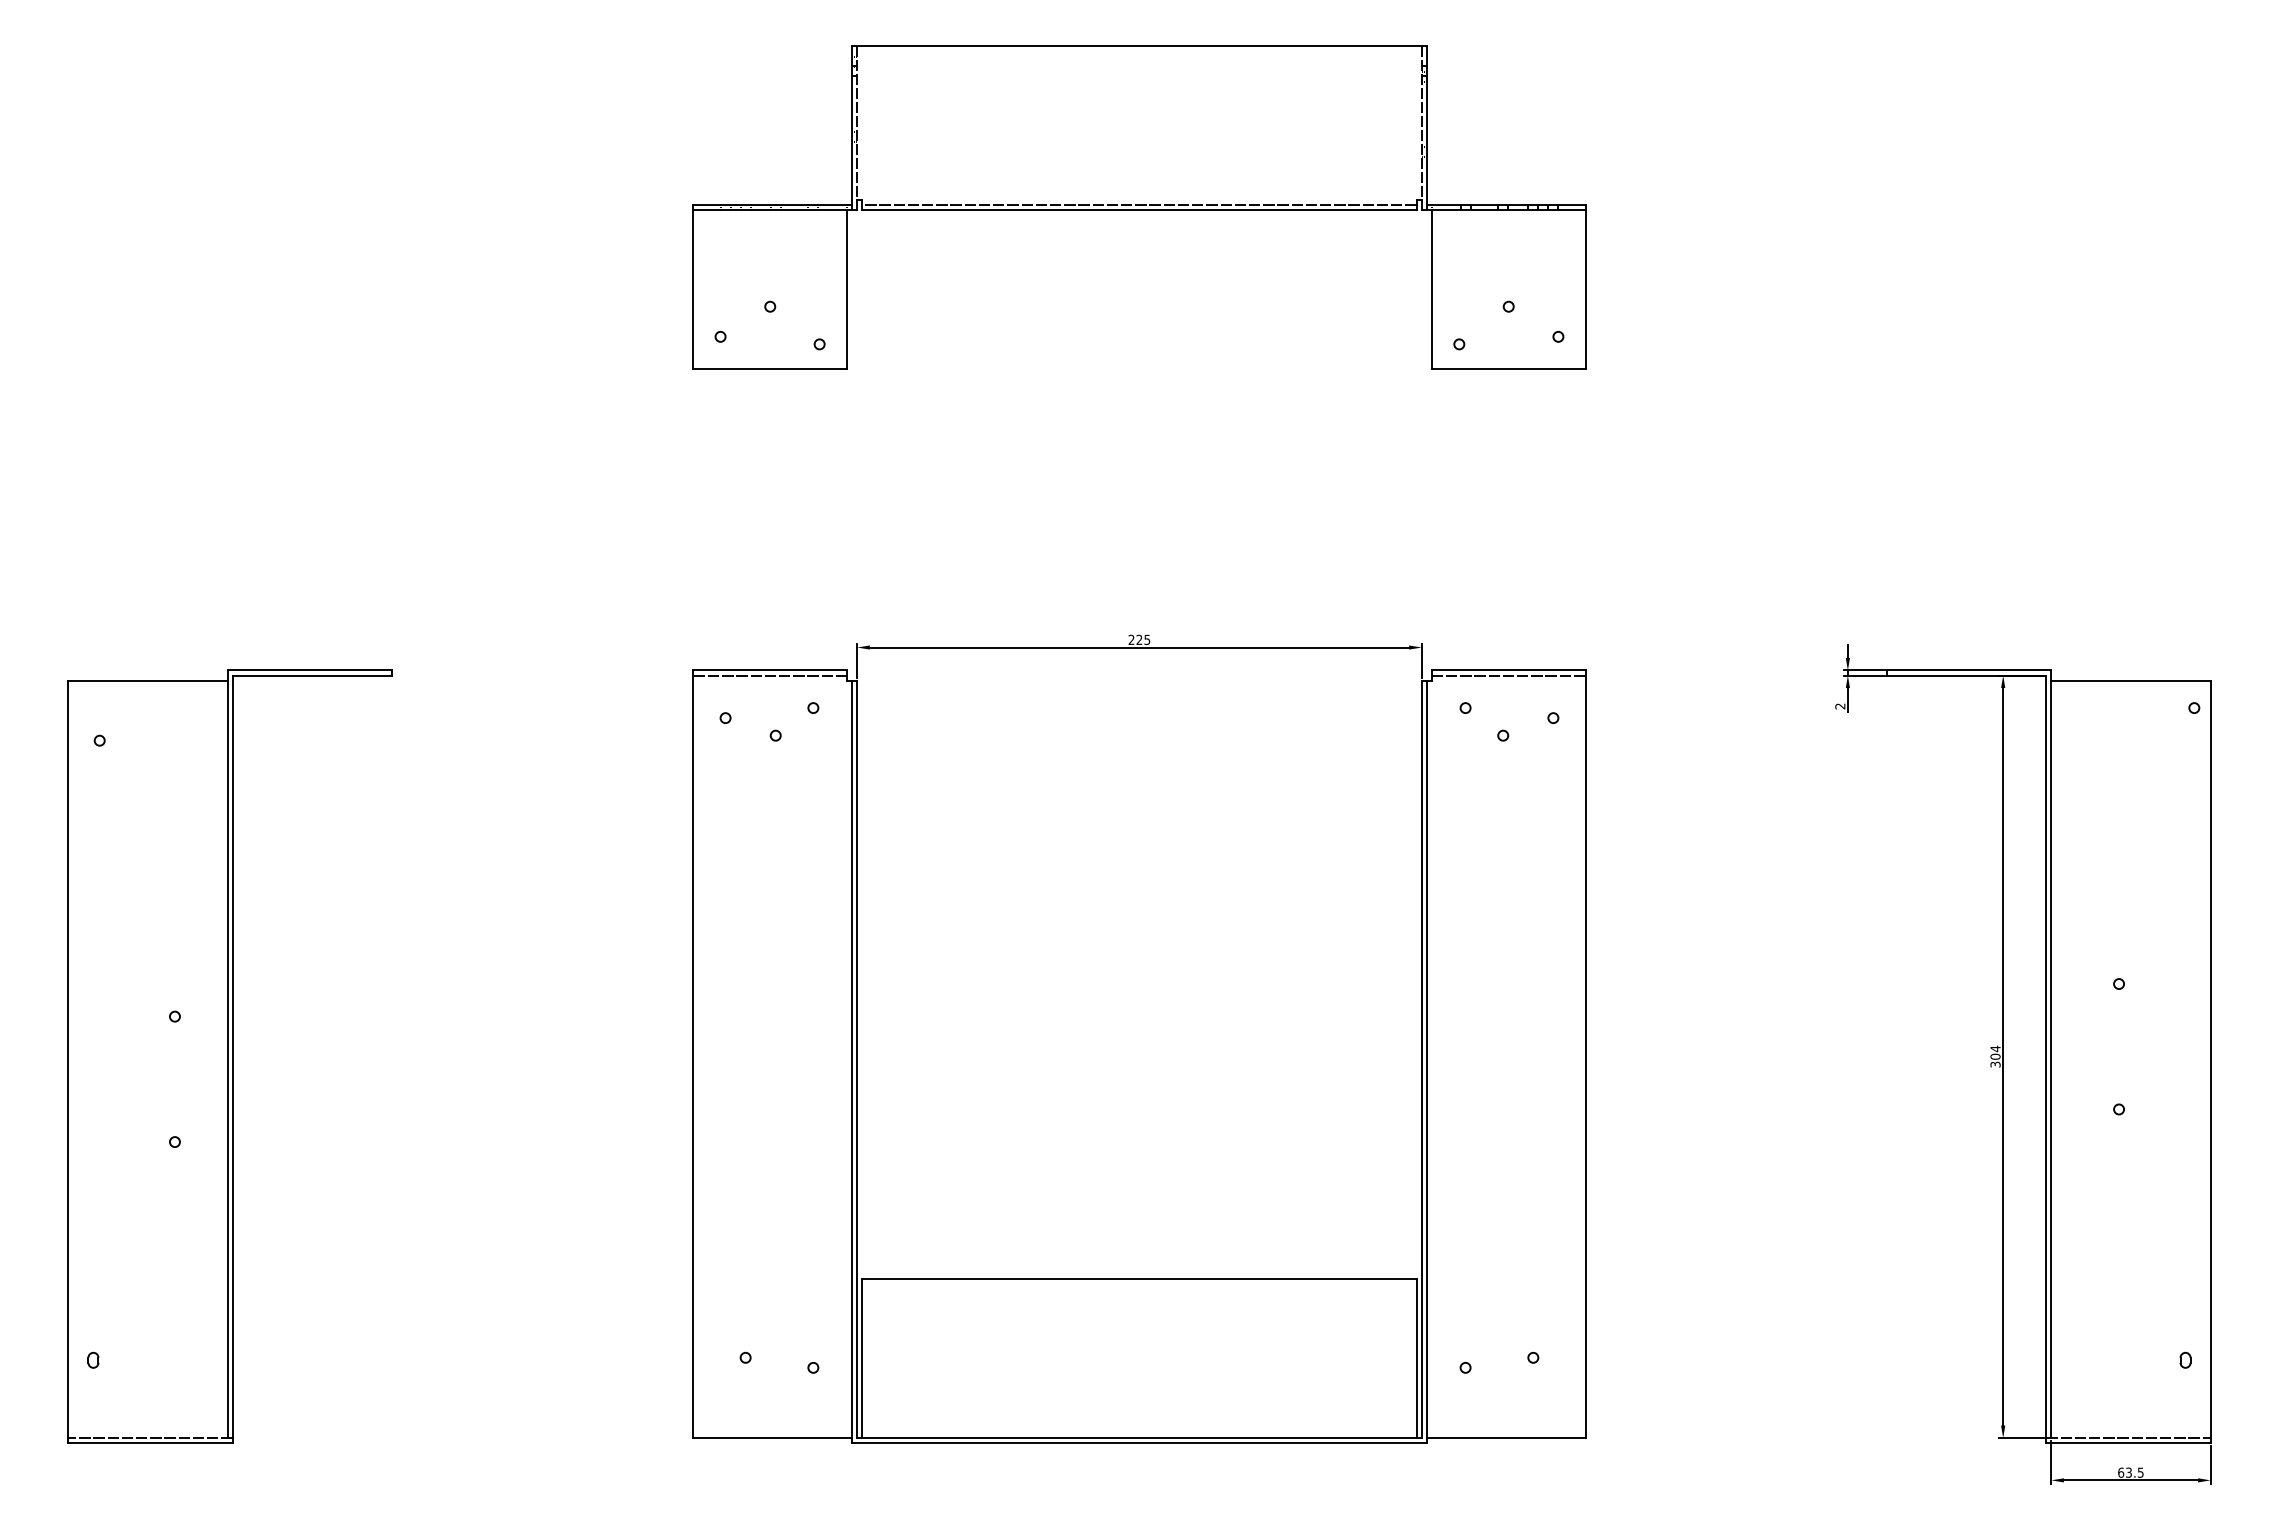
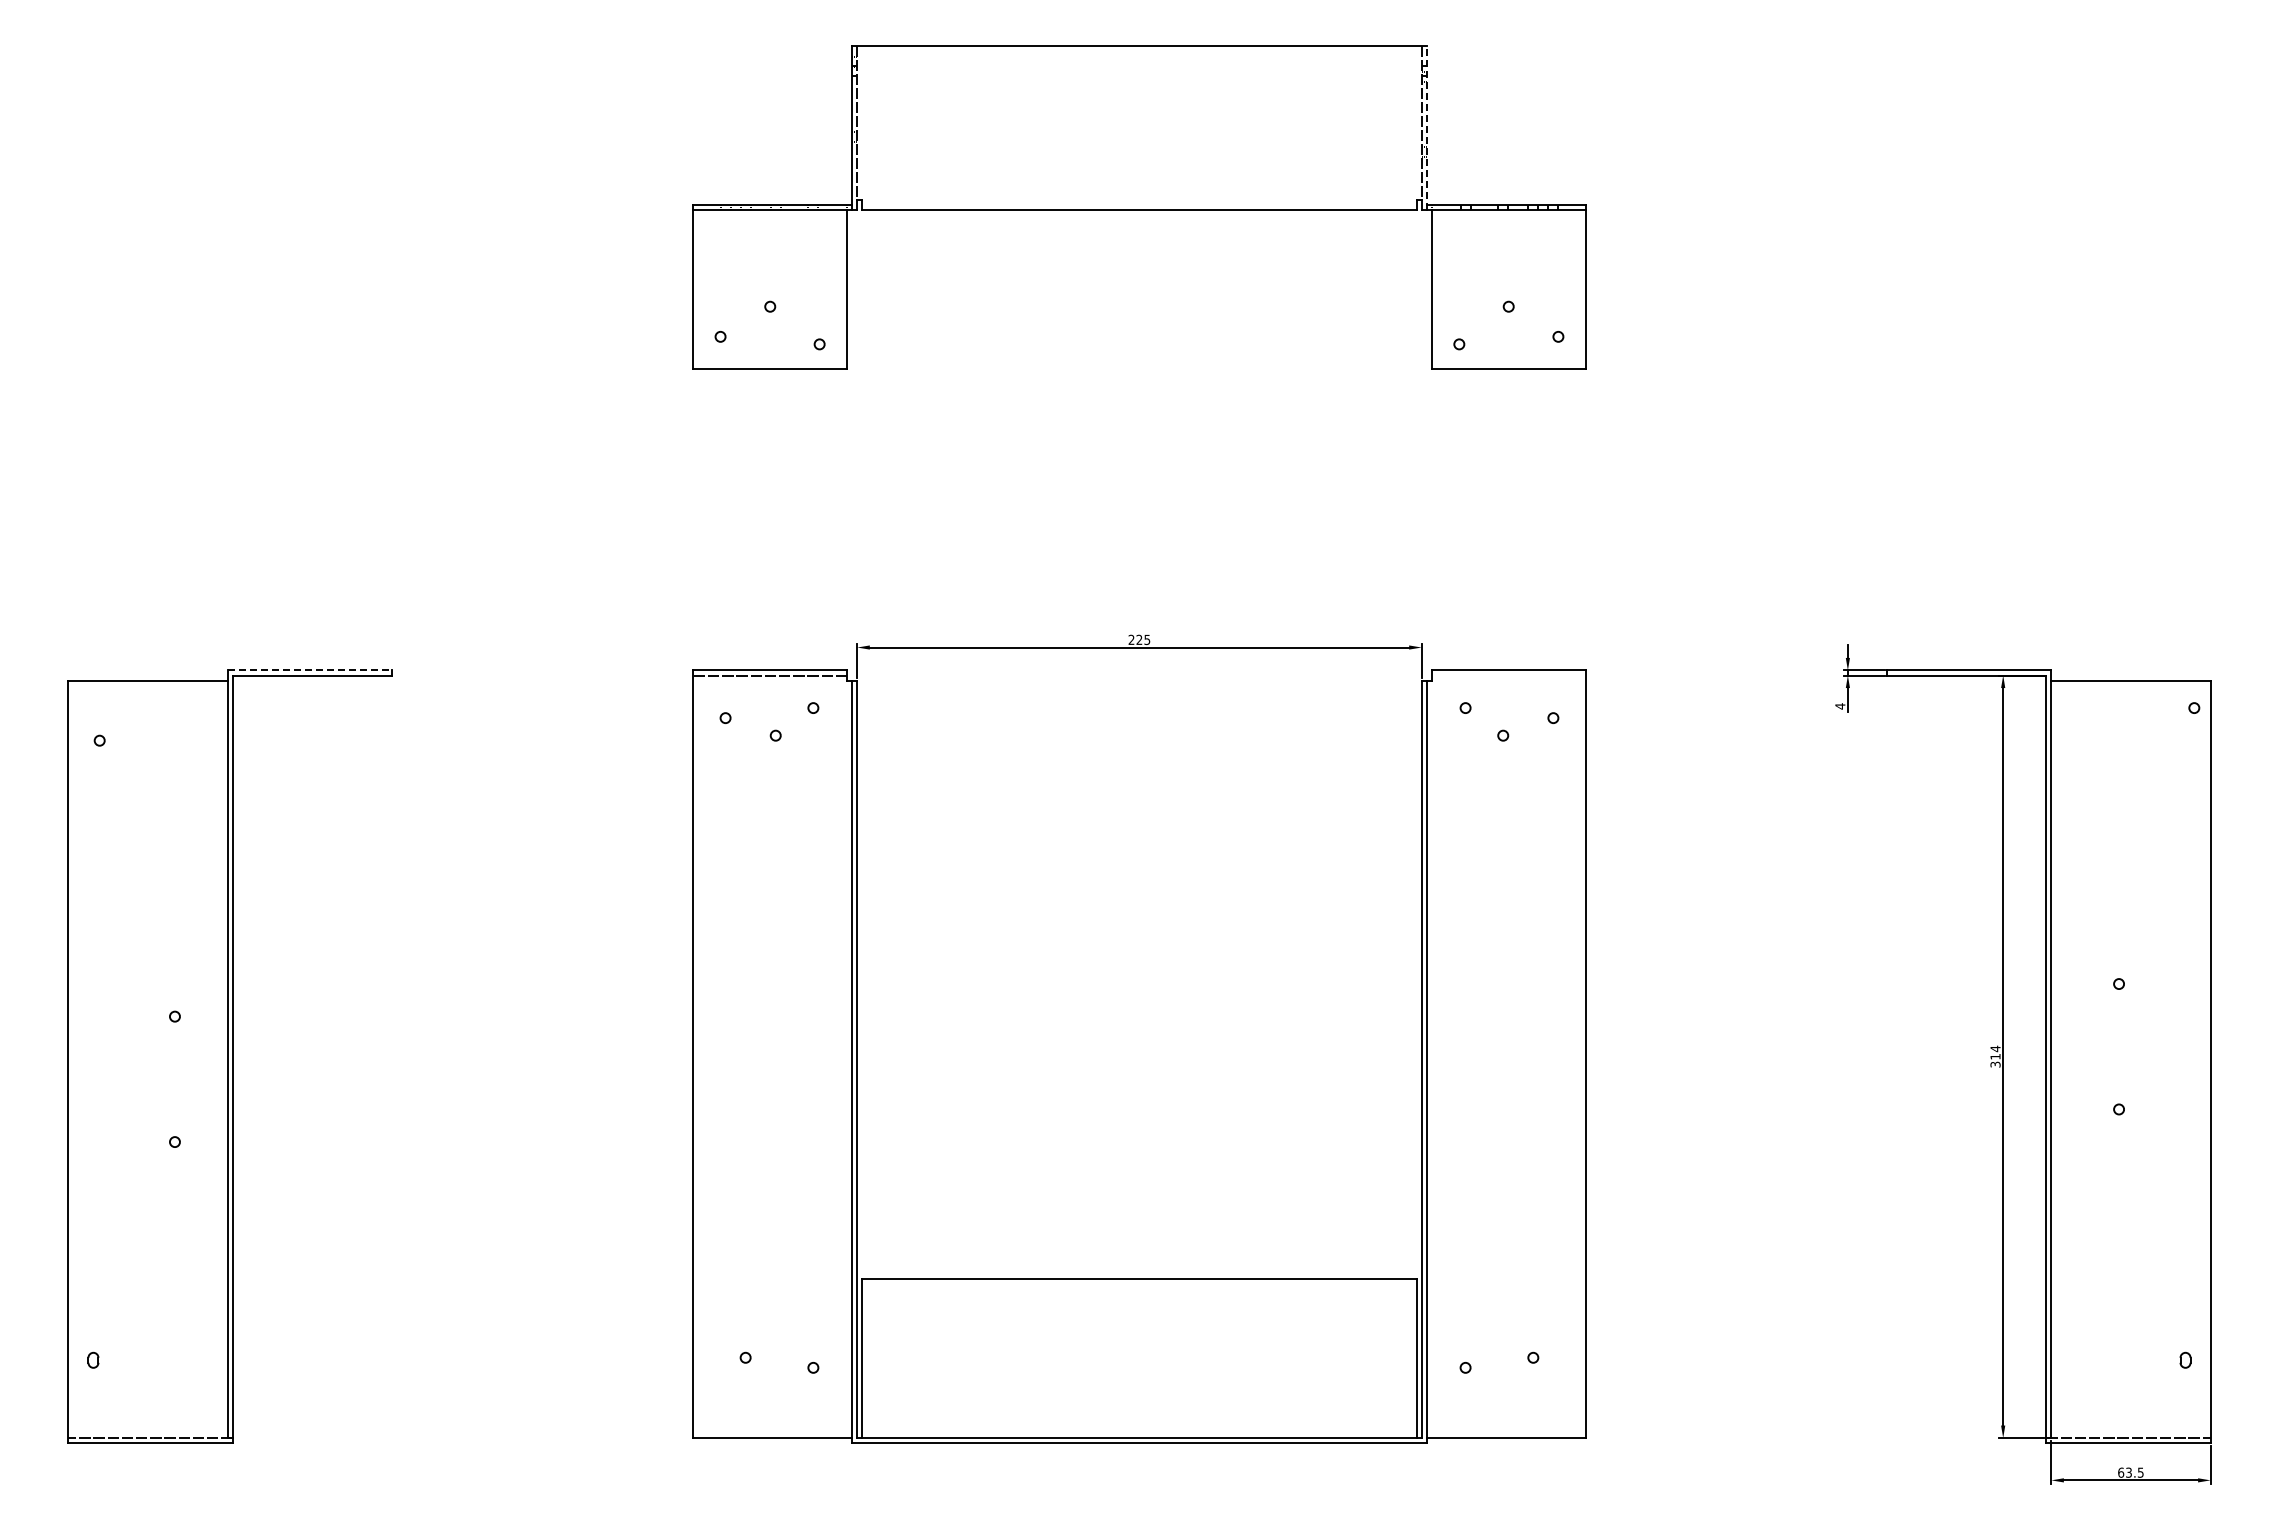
line: solid -> dashed (1426, 127)
line: present -> none (1139, 205)
line: solid -> dashed (310, 670)
line: present -> none (1508, 675)
text: 2 -> 4 (1840, 706)
text: 304 -> 314 (1995, 1056)
